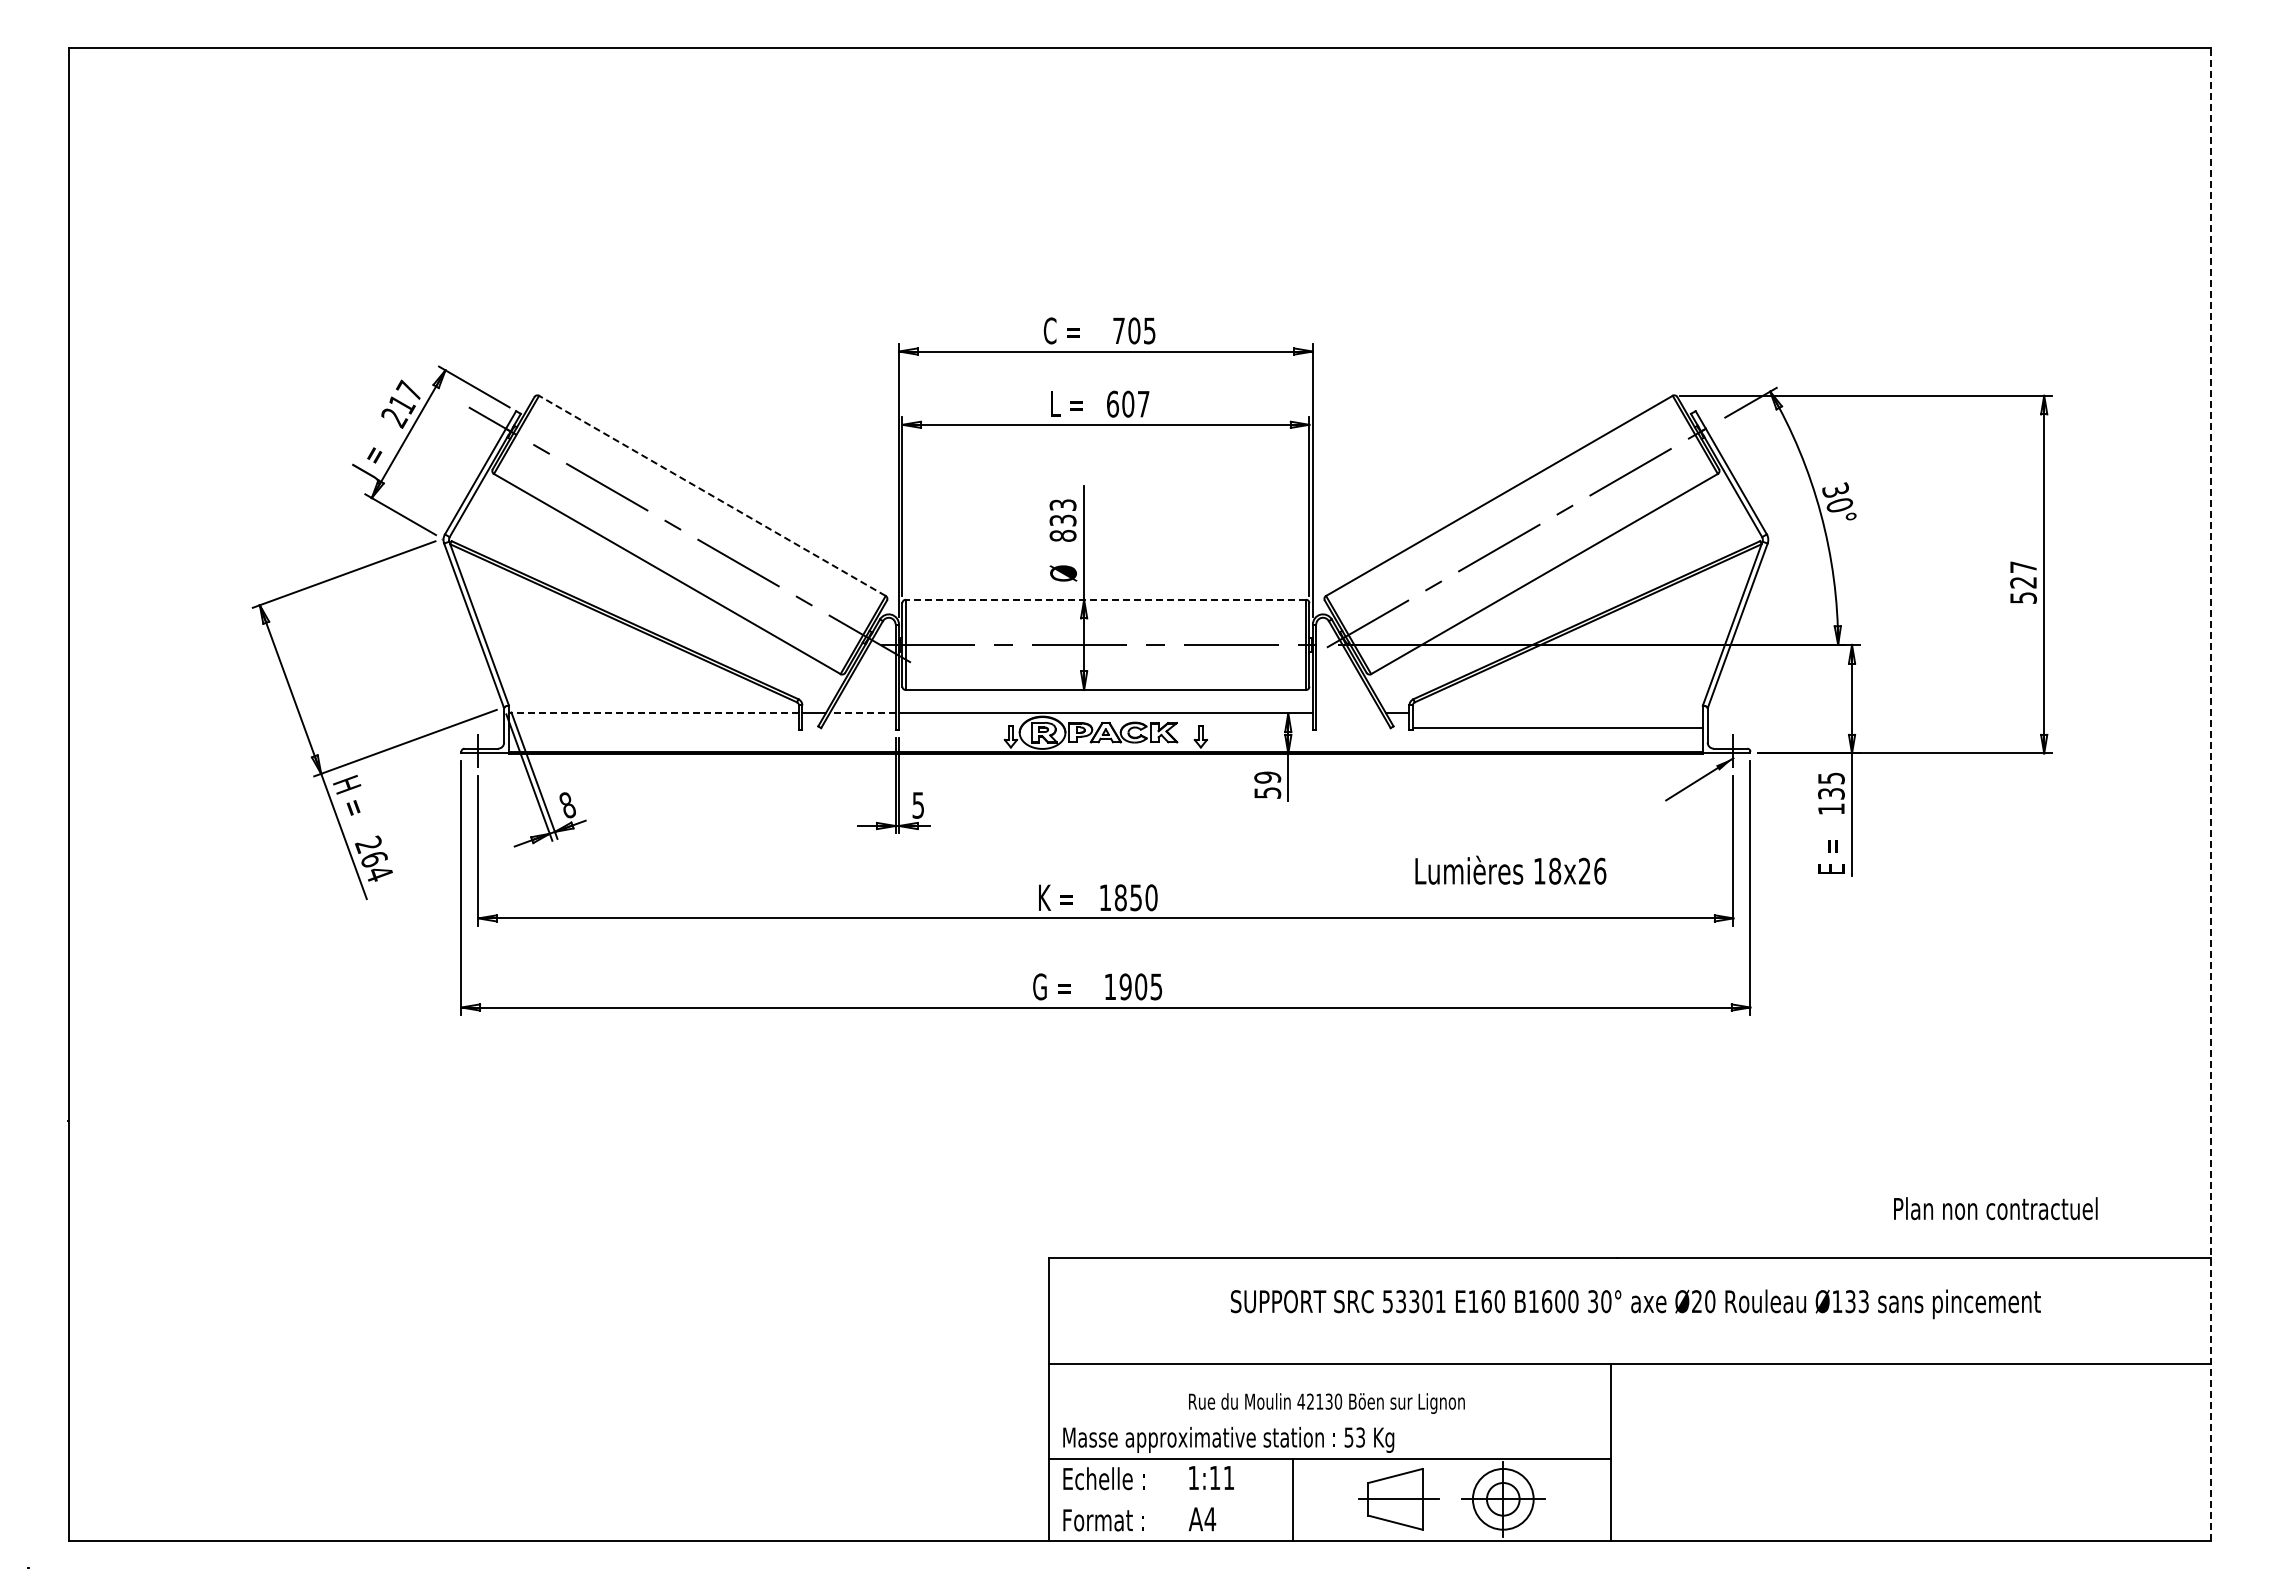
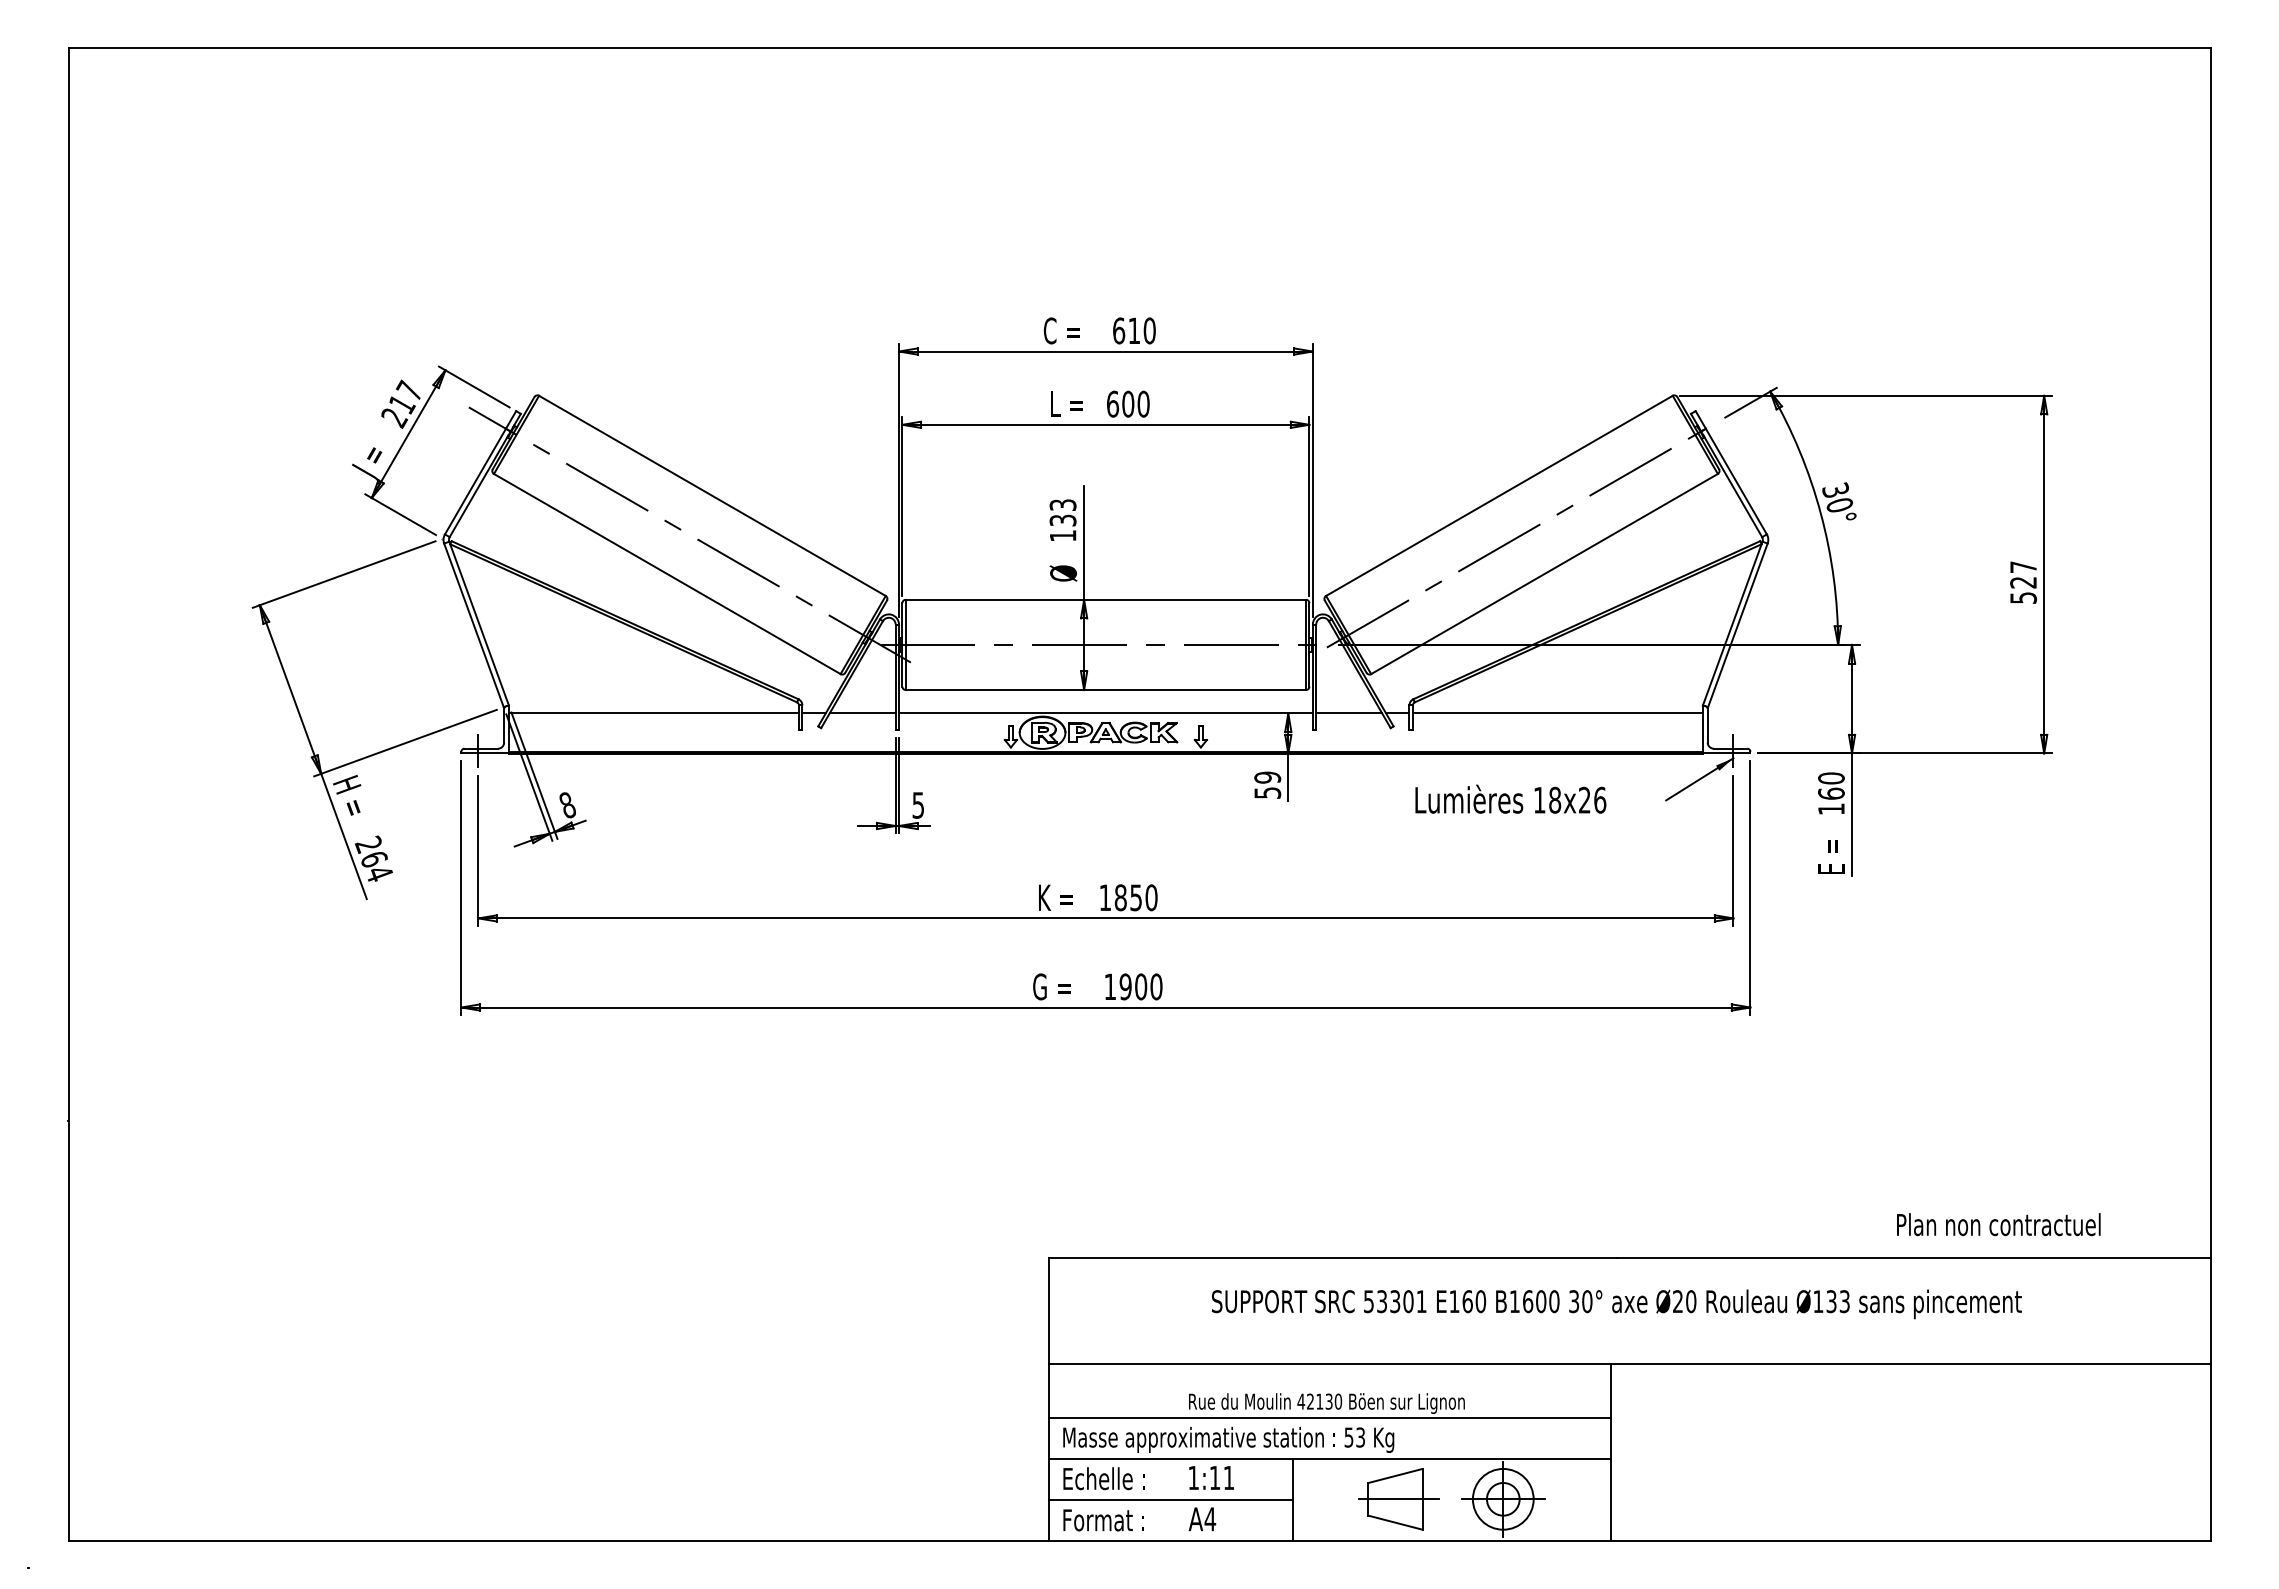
text: 705 -> 610 (1134, 330)
text: 607 -> 600 (1143, 403)
line: dashed -> solid (712, 495)
text: 833 -> 133 (1062, 535)
line: dashed -> solid (1105, 599)
line: dashed -> solid (653, 713)
line: dashed -> solid (862, 713)
line: none -> present (1349, 713)
line position: (1557, 728) -> (1557, 713) (1557, 713)
text: 135 -> 160 (1831, 785)
line: dashed -> solid (2210, 794)
text position: (1510, 869) -> (1510, 798) (1510, 798)
text: 1905 -> 1900 (1156, 986)
text position: (1995, 1208) -> (1998, 1224) (1998, 1224)
text position: (1635, 1304) -> (1616, 1304) (1616, 1304)
line: none -> present (1330, 1418)
line: none -> present (1170, 1500)
